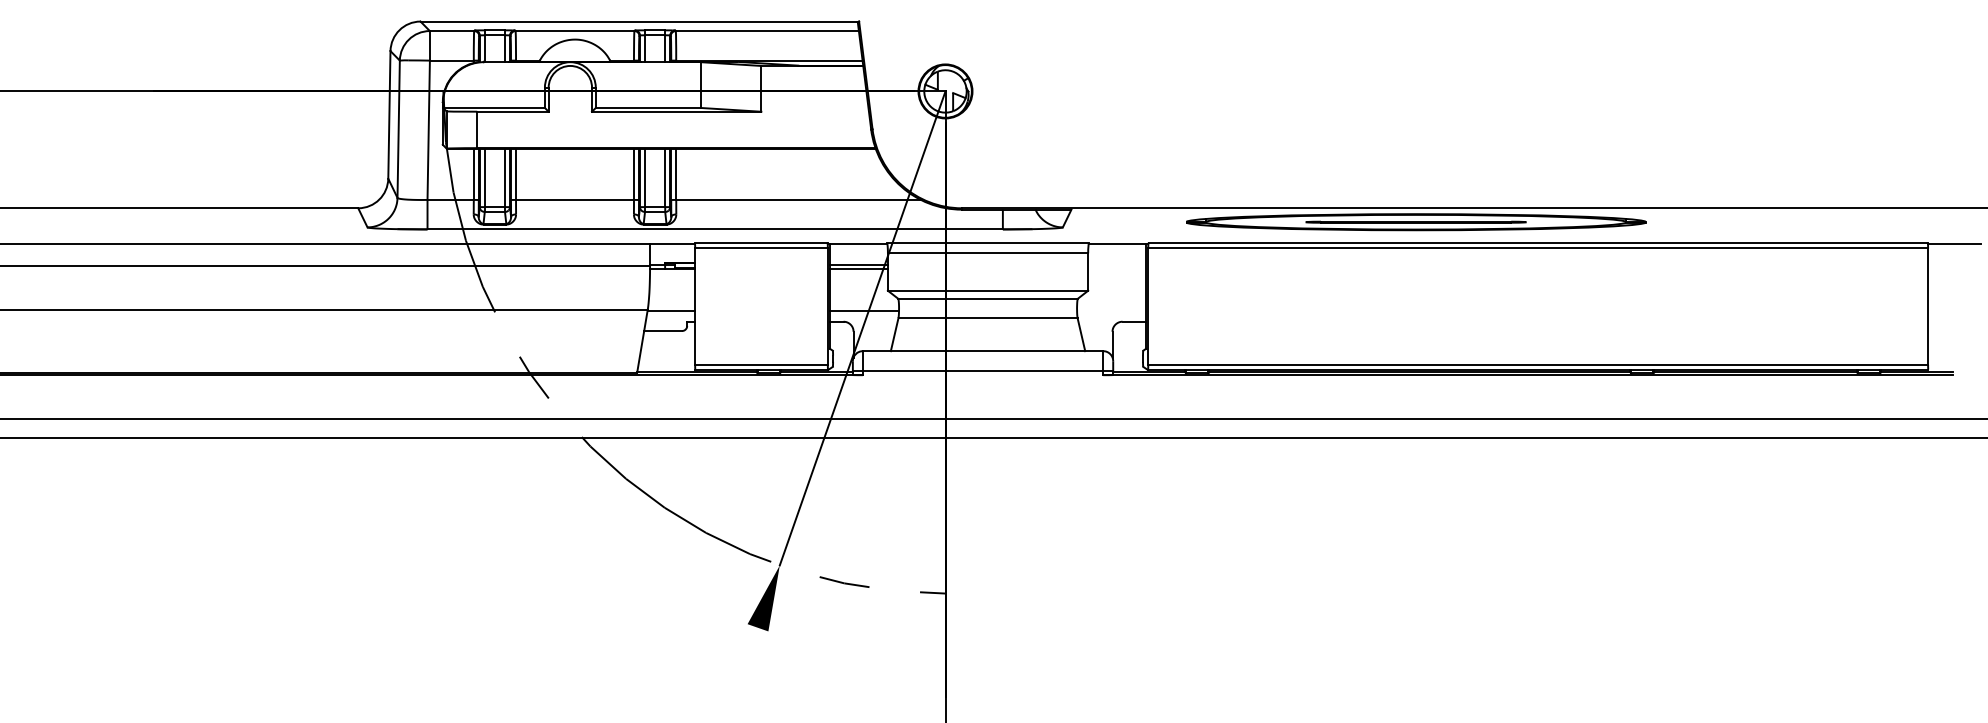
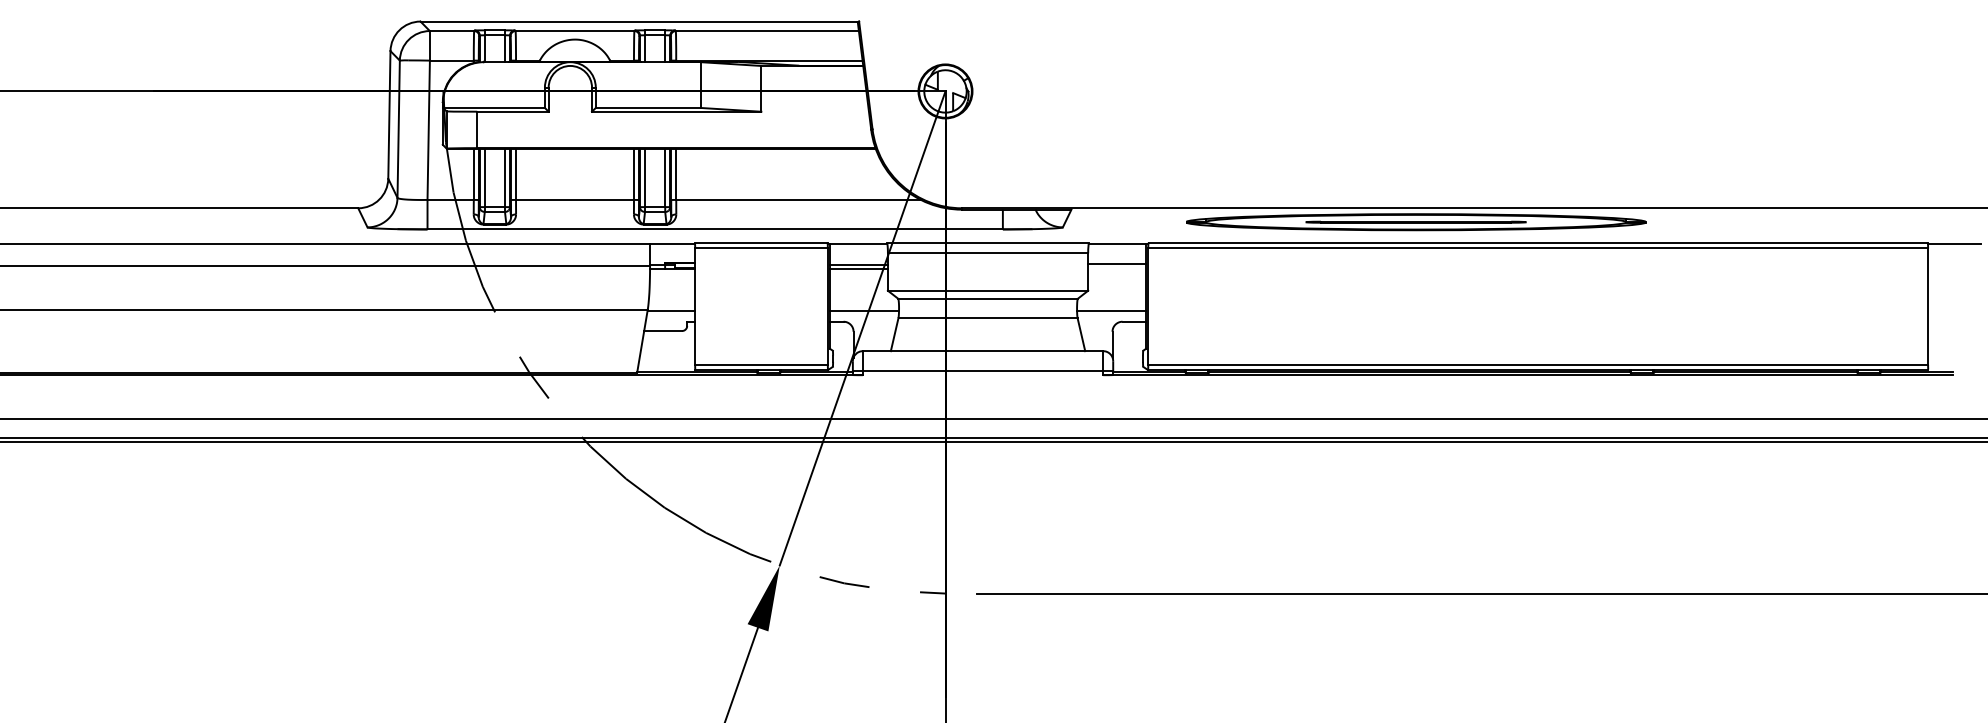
line: none -> present (1117, 263)
line: none -> present (1111, 310)
line: none -> present (993, 441)
line: none -> present (1480, 593)
line: none -> present (741, 673)
